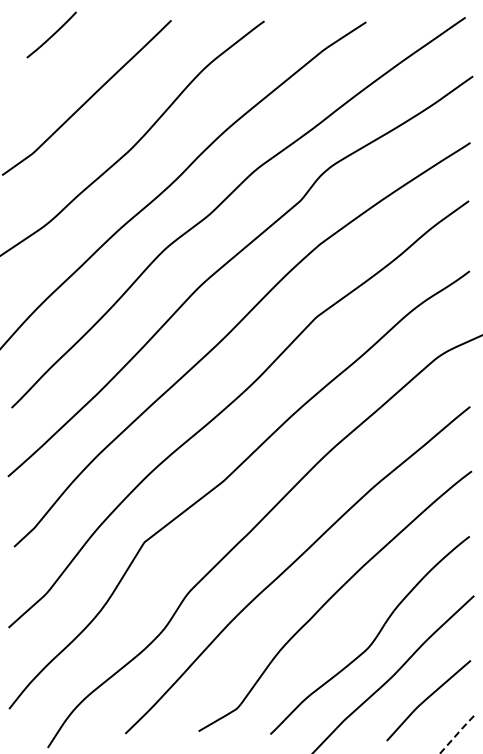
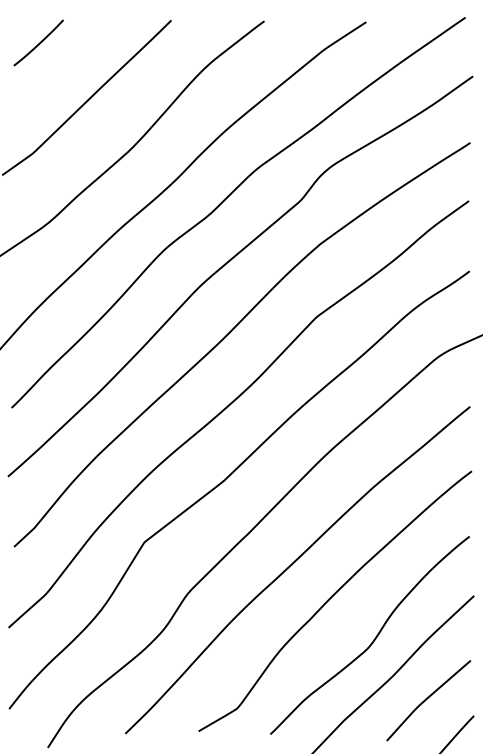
curve position: (52, 34) -> (39, 42) (39, 42)
line: dashed -> solid (457, 733)
